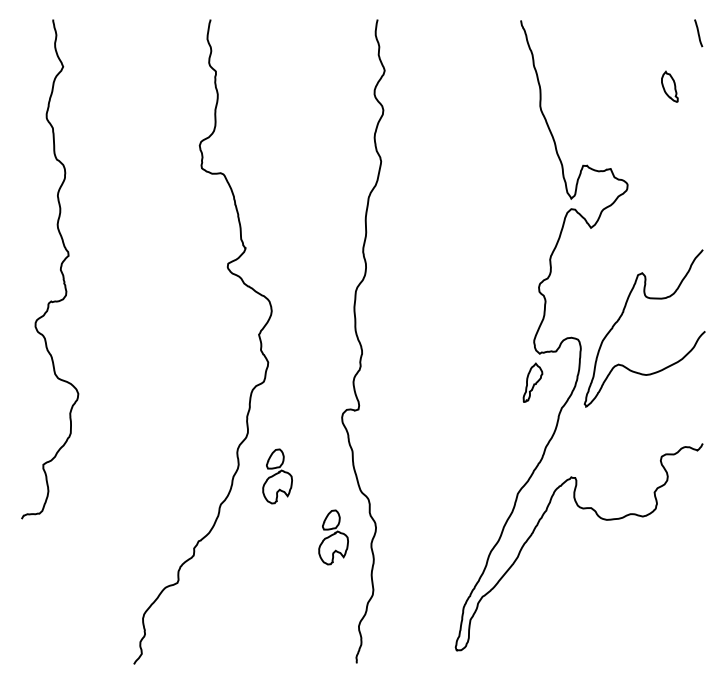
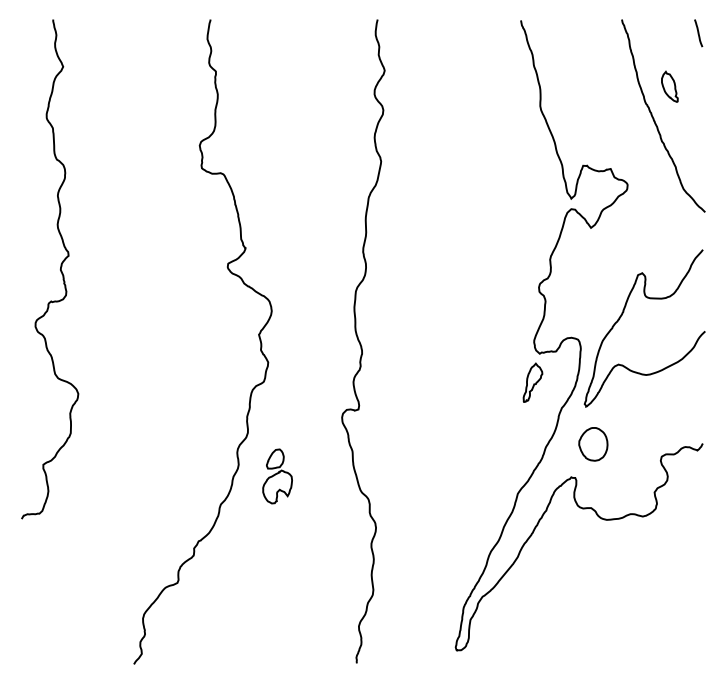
curve: none -> present (655, 120)
part: none -> present (593, 444)
part: present -> none (333, 537)
